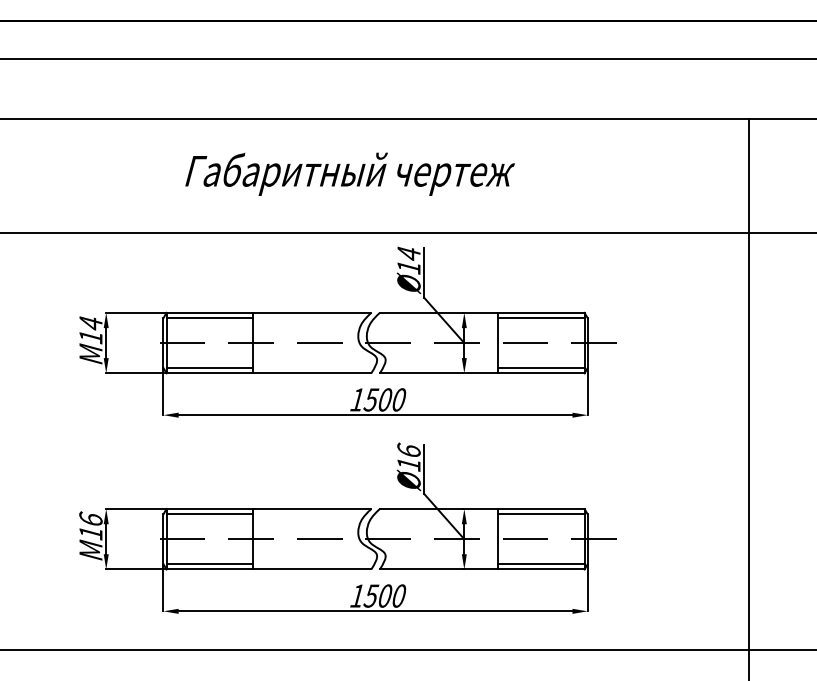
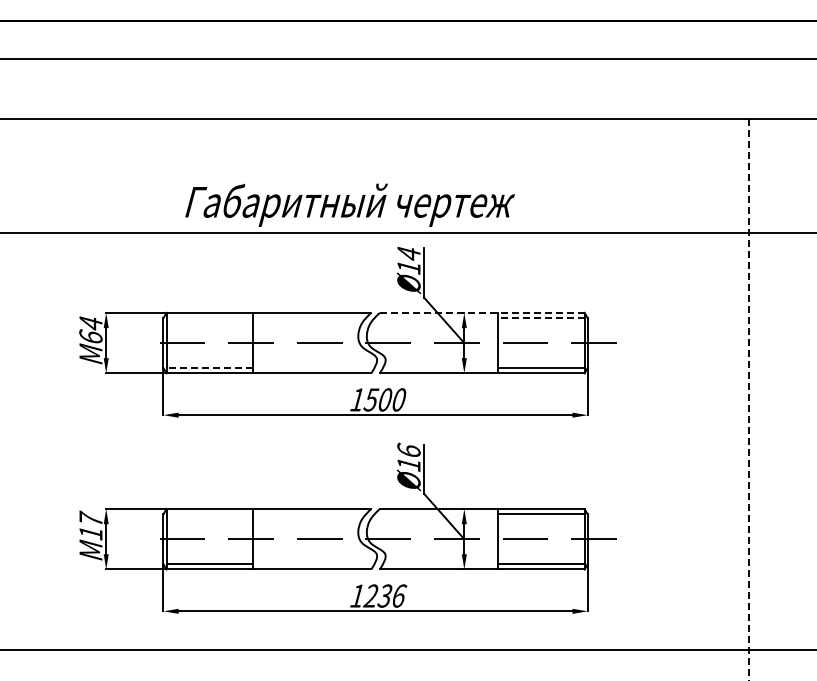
text position: (349, 173) -> (349, 204) (349, 204)
line: solid -> dashed (481, 312)
line: present -> none (209, 318)
line: solid -> dashed (540, 318)
text: 14 -> 64 (90, 336)
line: solid -> dashed (209, 367)
line: solid -> dashed (749, 400)
line: present -> none (209, 514)
text: 16 -> 17 (90, 517)
text: 1500 -> 1236 (385, 595)
